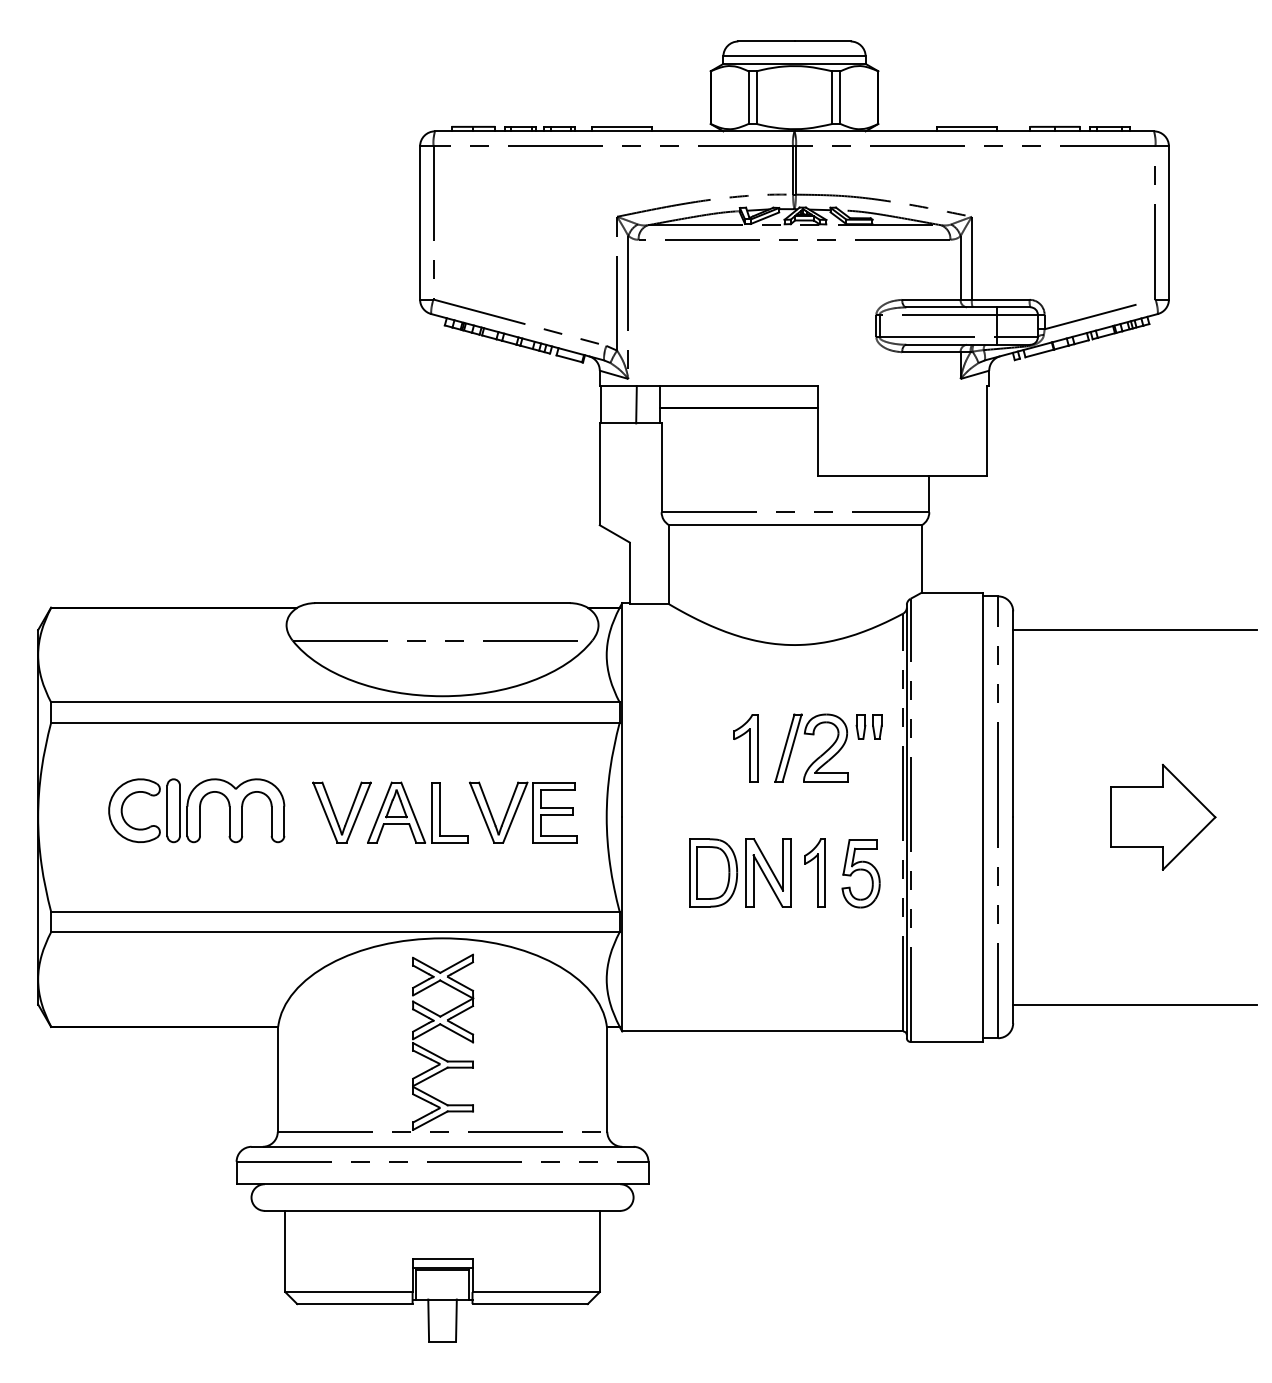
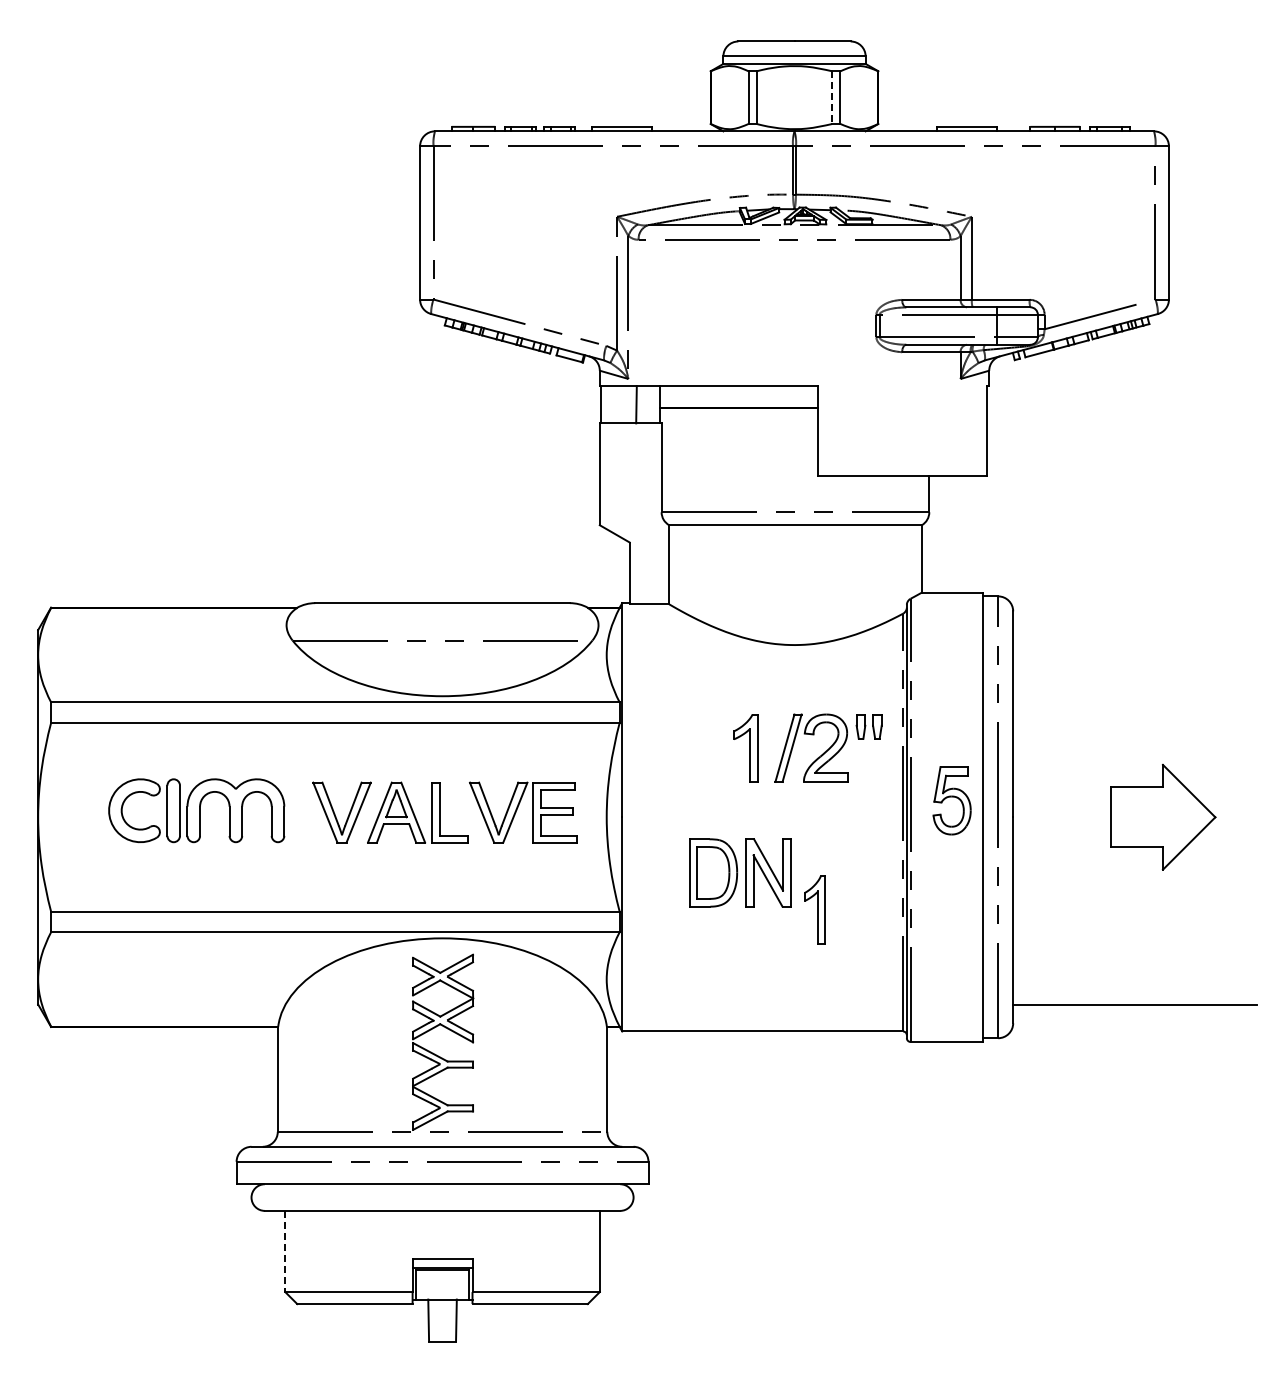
line: solid -> dashed (832, 98)
line: present -> none (1134, 630)
part position: (814, 872) -> (814, 909) (814, 909)
part position: (860, 873) -> (951, 800) (951, 800)
line: solid -> dashed (285, 1251)
